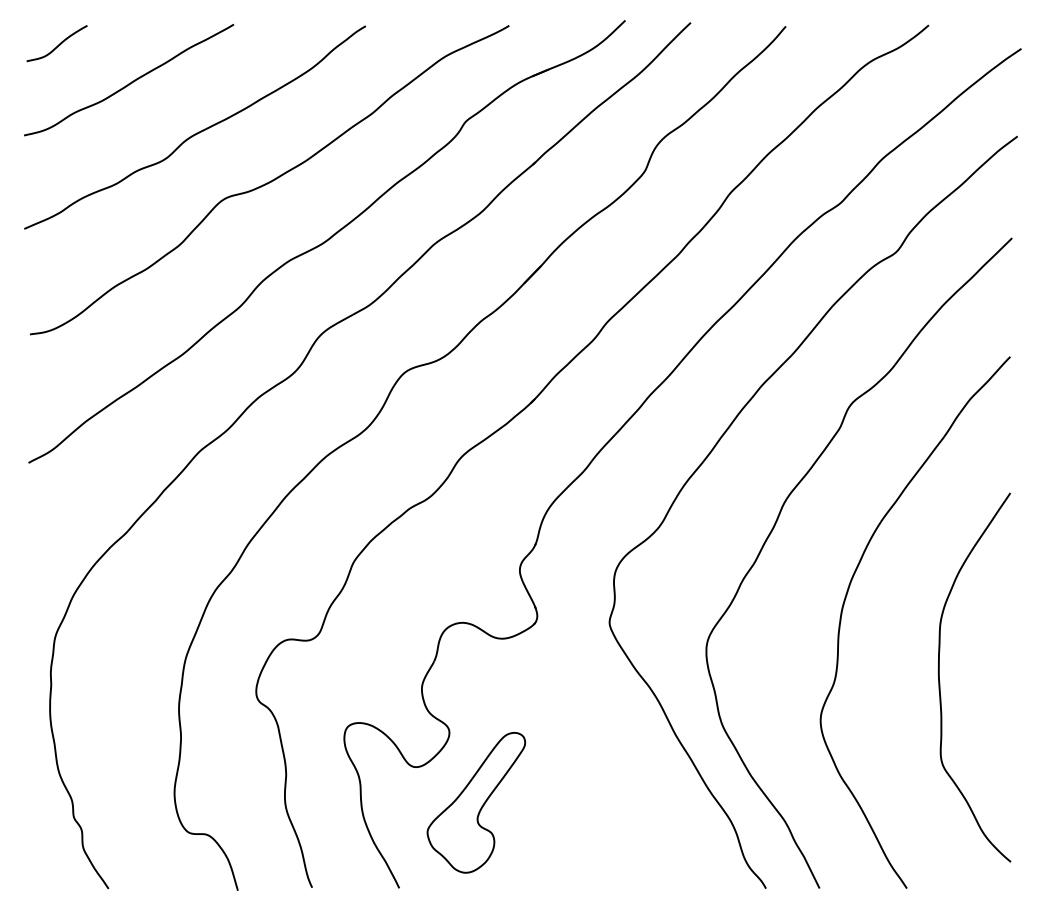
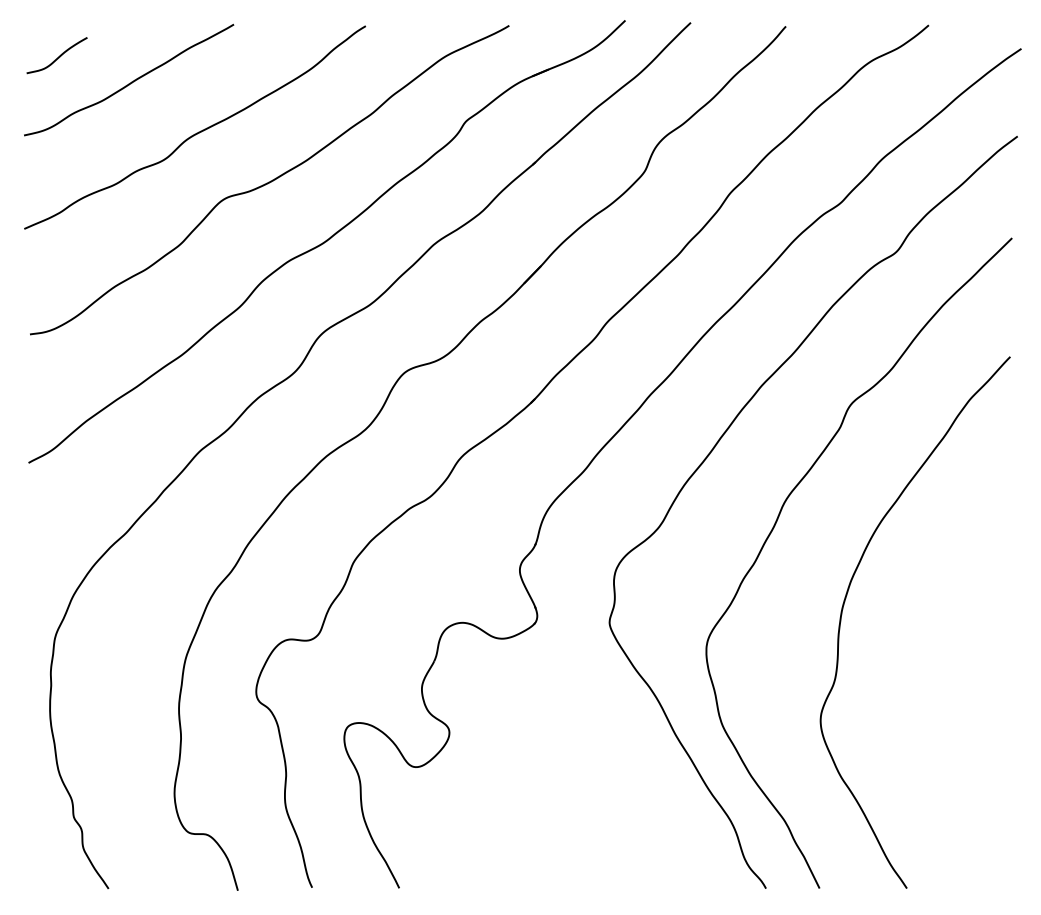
curve position: (58, 44) -> (58, 56) (58, 56)
curve: present -> none (940, 682)
part: present -> none (476, 802)
